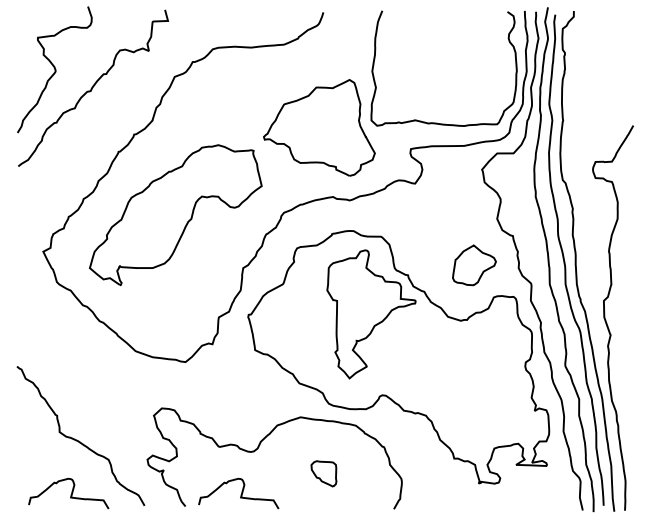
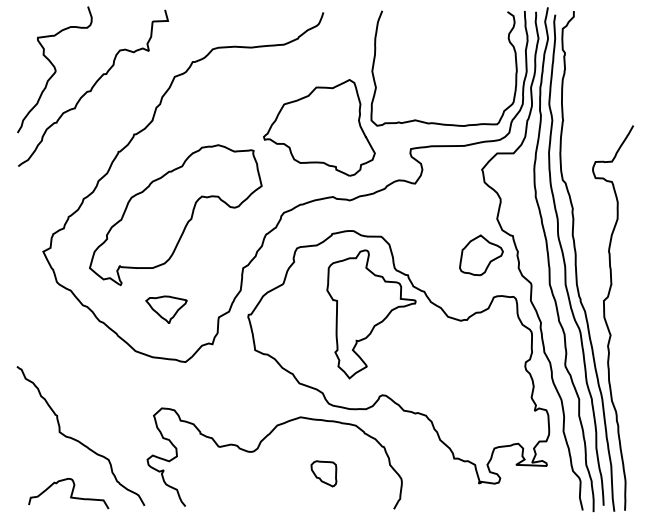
part position: (474, 265) -> (481, 255) (481, 255)
part: none -> present (166, 309)
curve: present -> none (240, 494)
